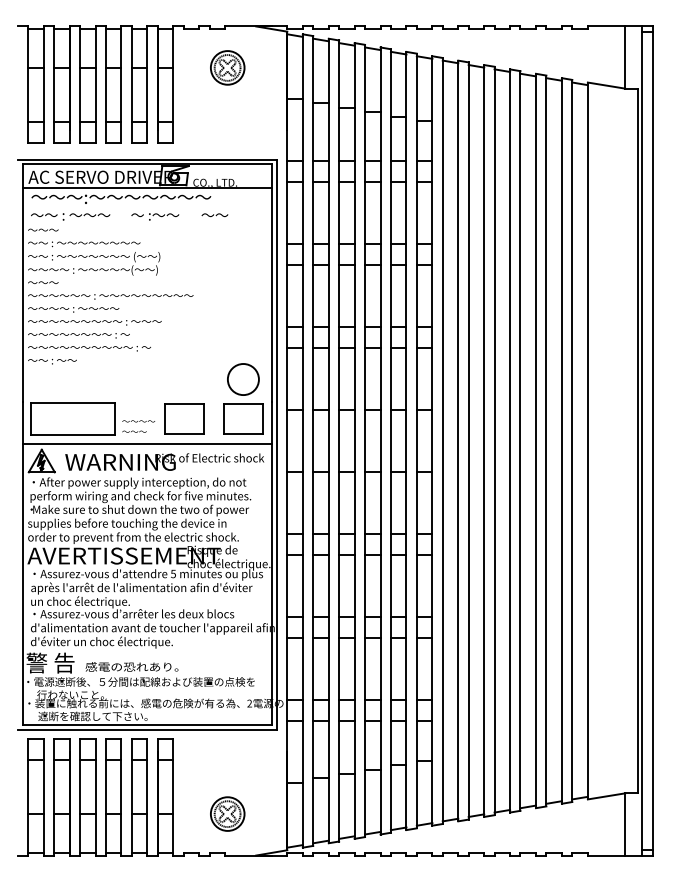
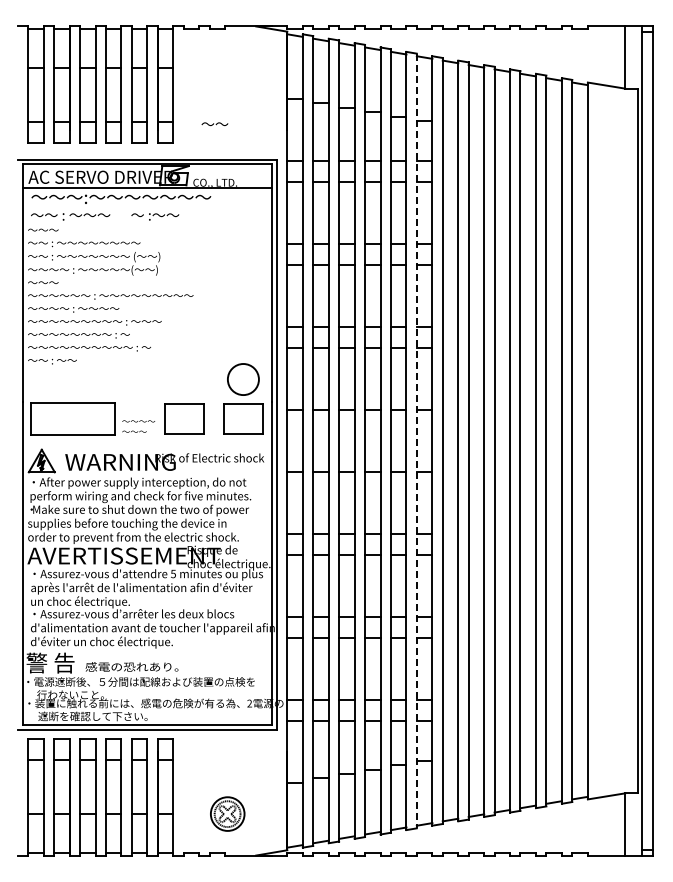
part: present -> none (227, 67)
text position: (214, 215) -> (214, 124) (214, 124)
line: solid -> dashed (416, 441)
line: present -> none (146, 443)
